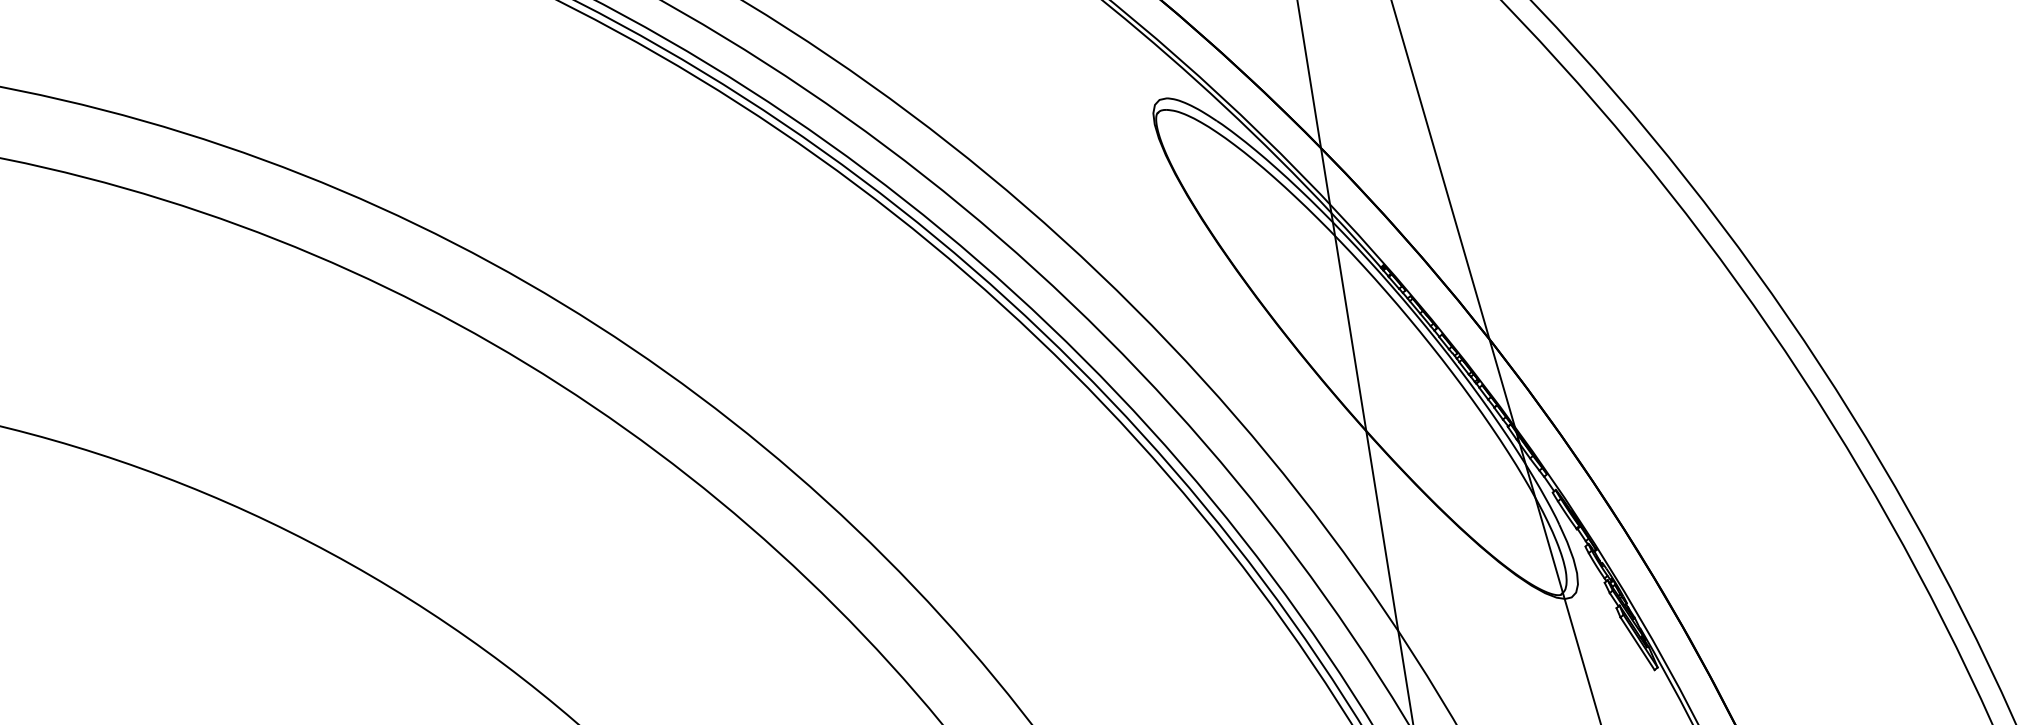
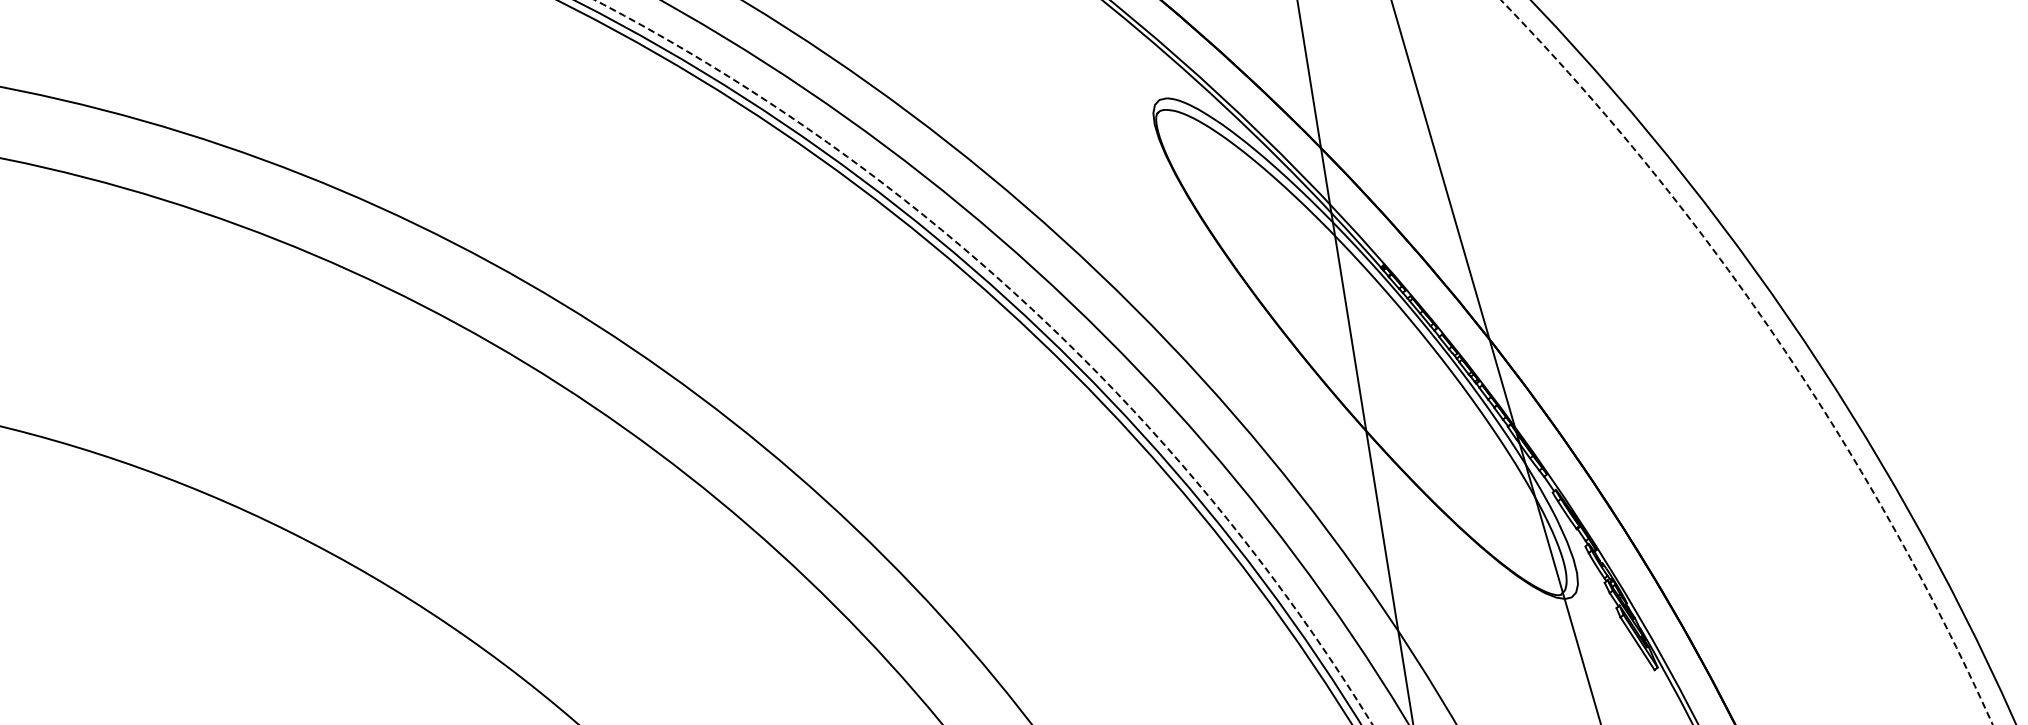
arc: solid -> dashed (1776, 338)
circle: solid -> dashed (983, 362)
